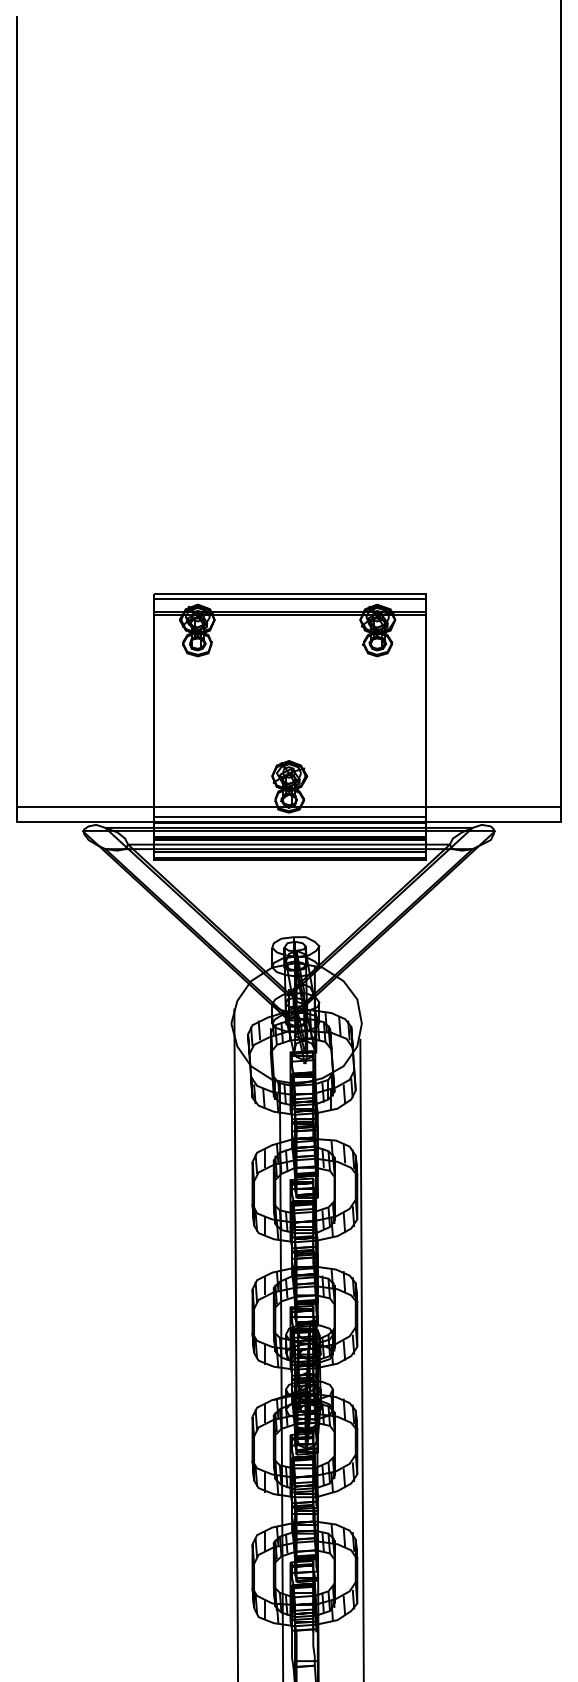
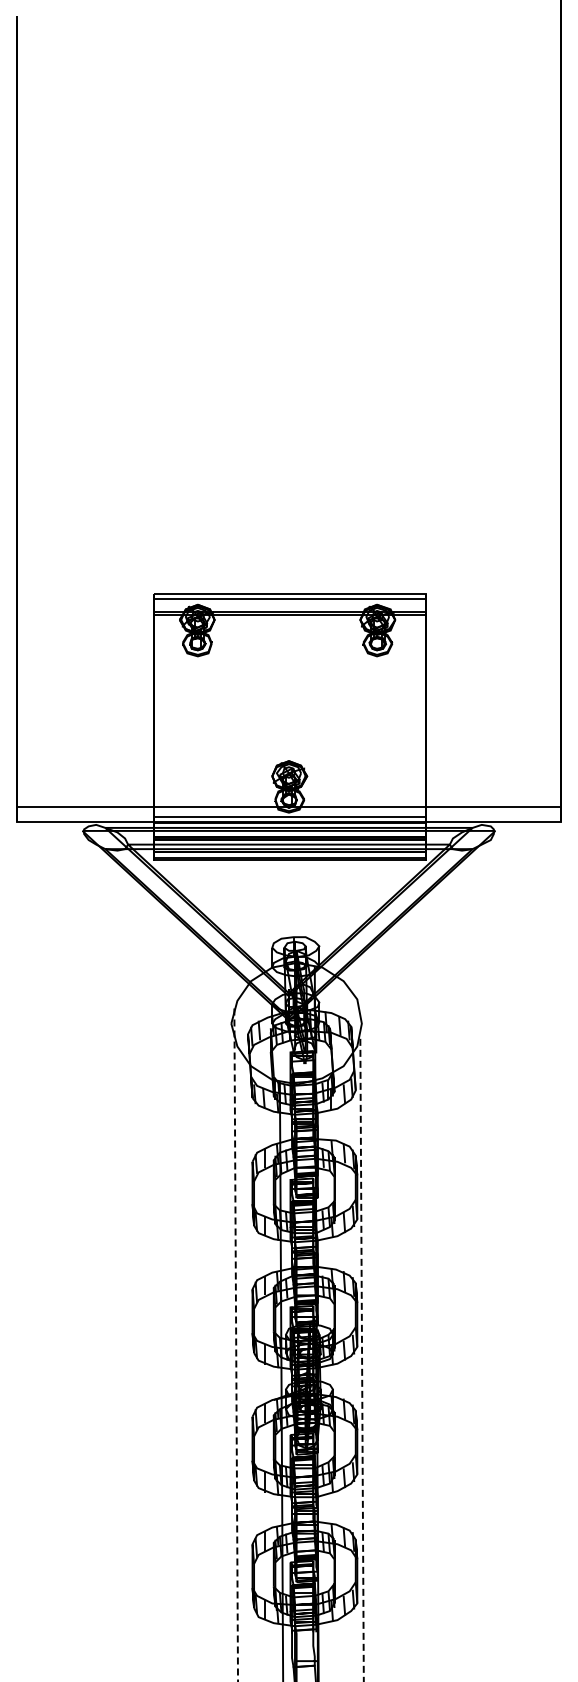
line: solid -> dashed (236, 1345)
line: solid -> dashed (362, 1360)
